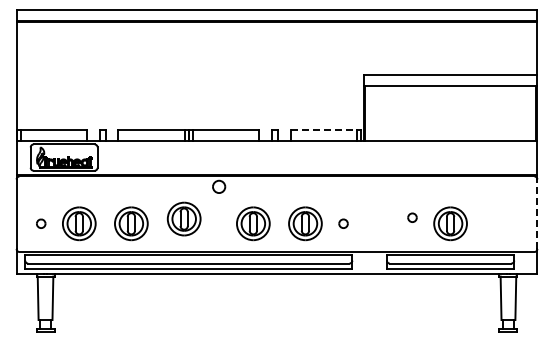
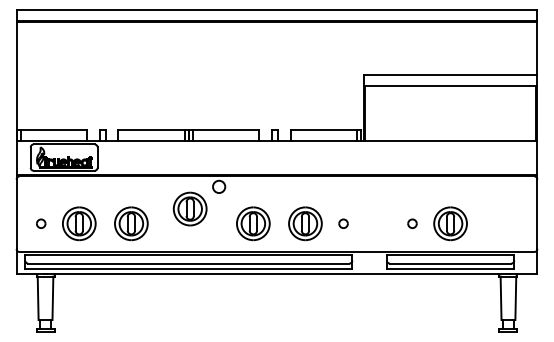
line: dashed -> solid (324, 129)
line: dashed -> solid (537, 214)
part position: (412, 217) -> (412, 223) (412, 223)
part position: (183, 218) -> (189, 208) (189, 208)
